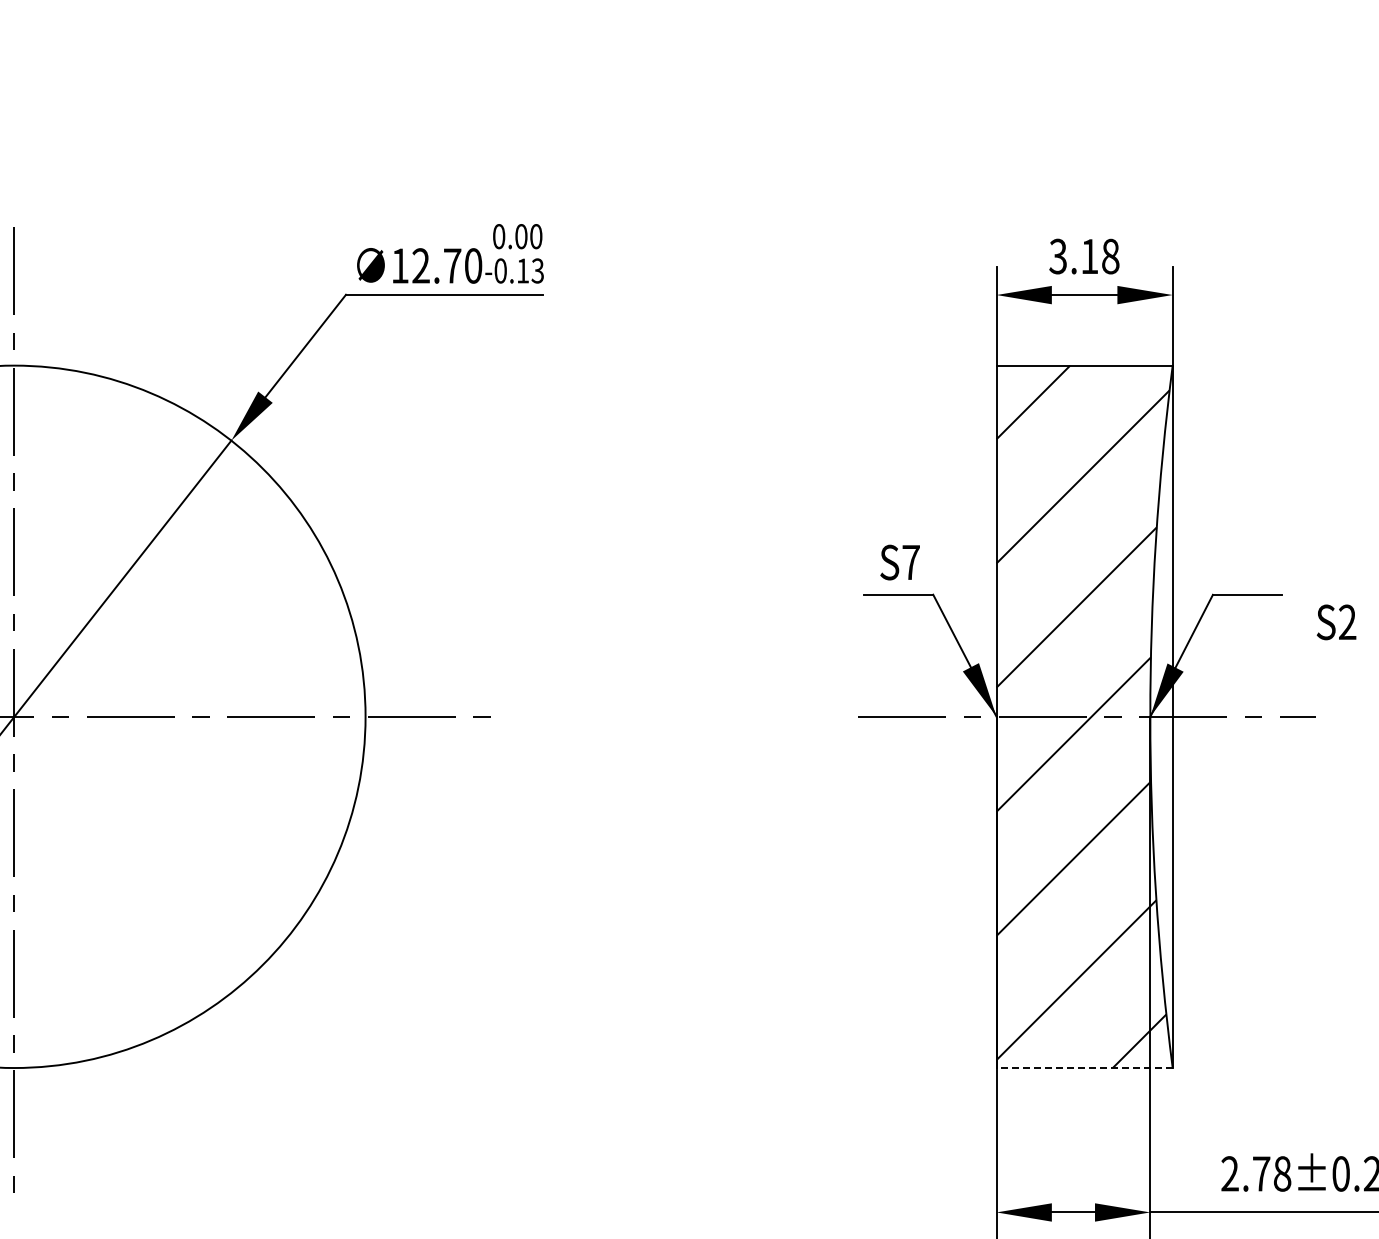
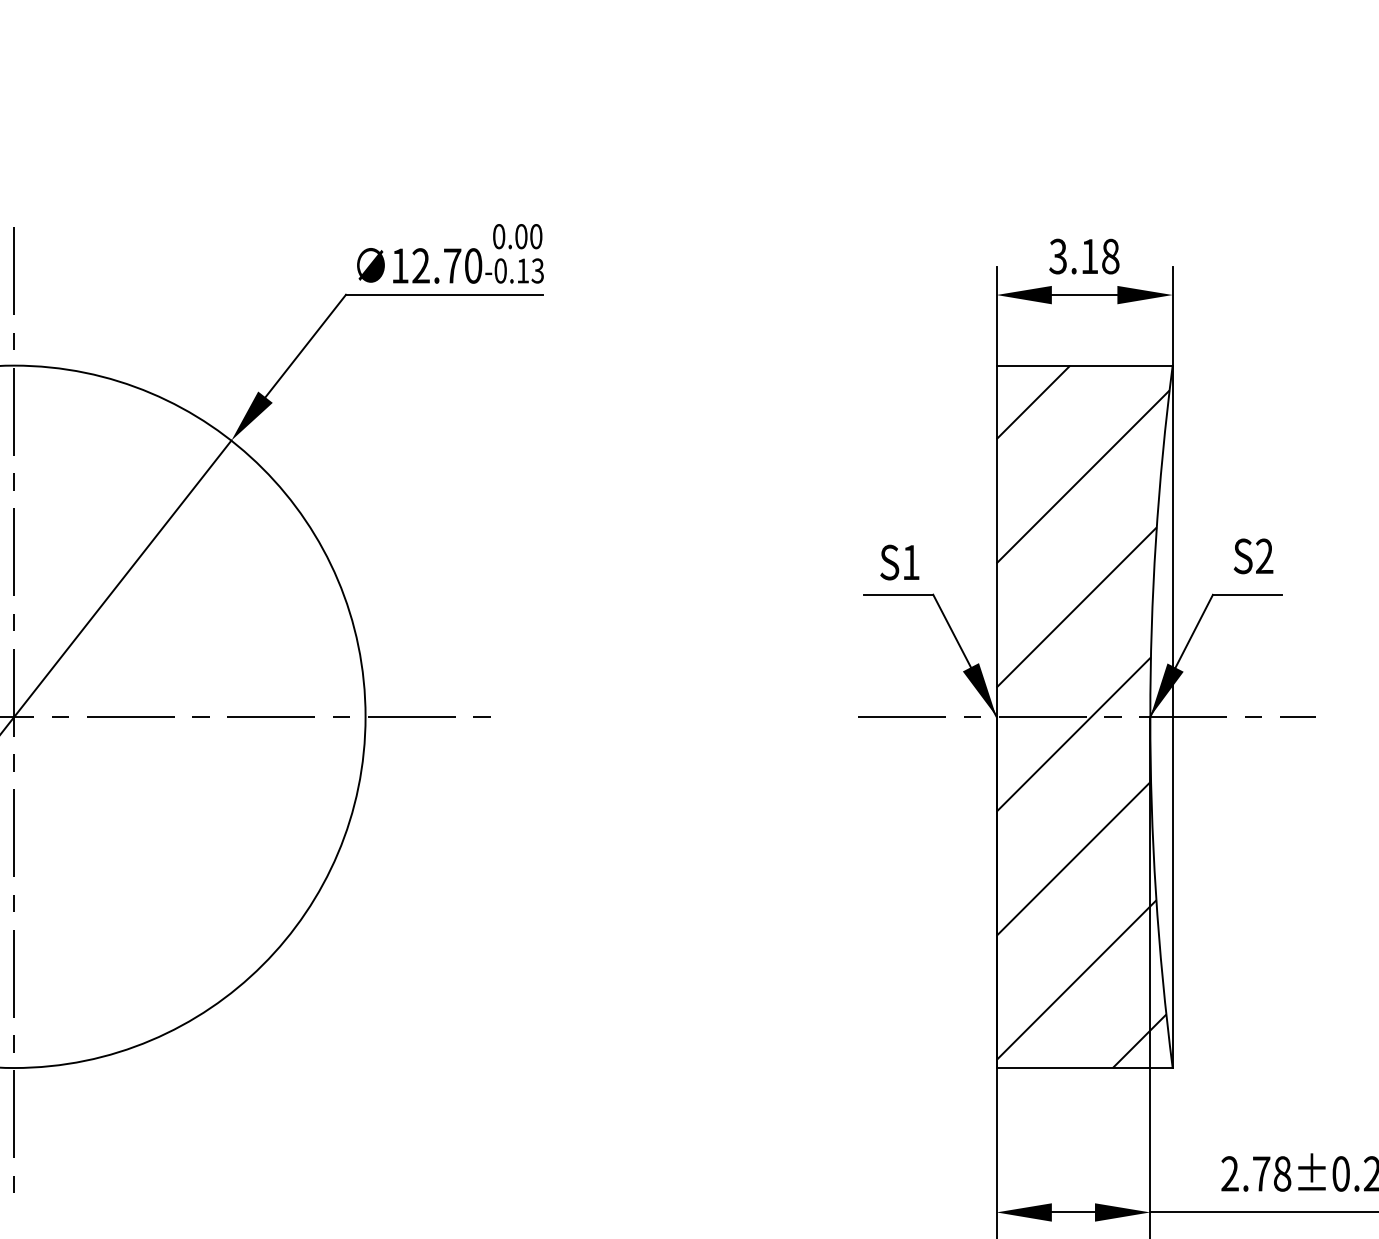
text: S7 -> S1 (910, 562)
text position: (1336, 622) -> (1253, 556) (1253, 556)
line: dashed -> solid (1084, 1068)
